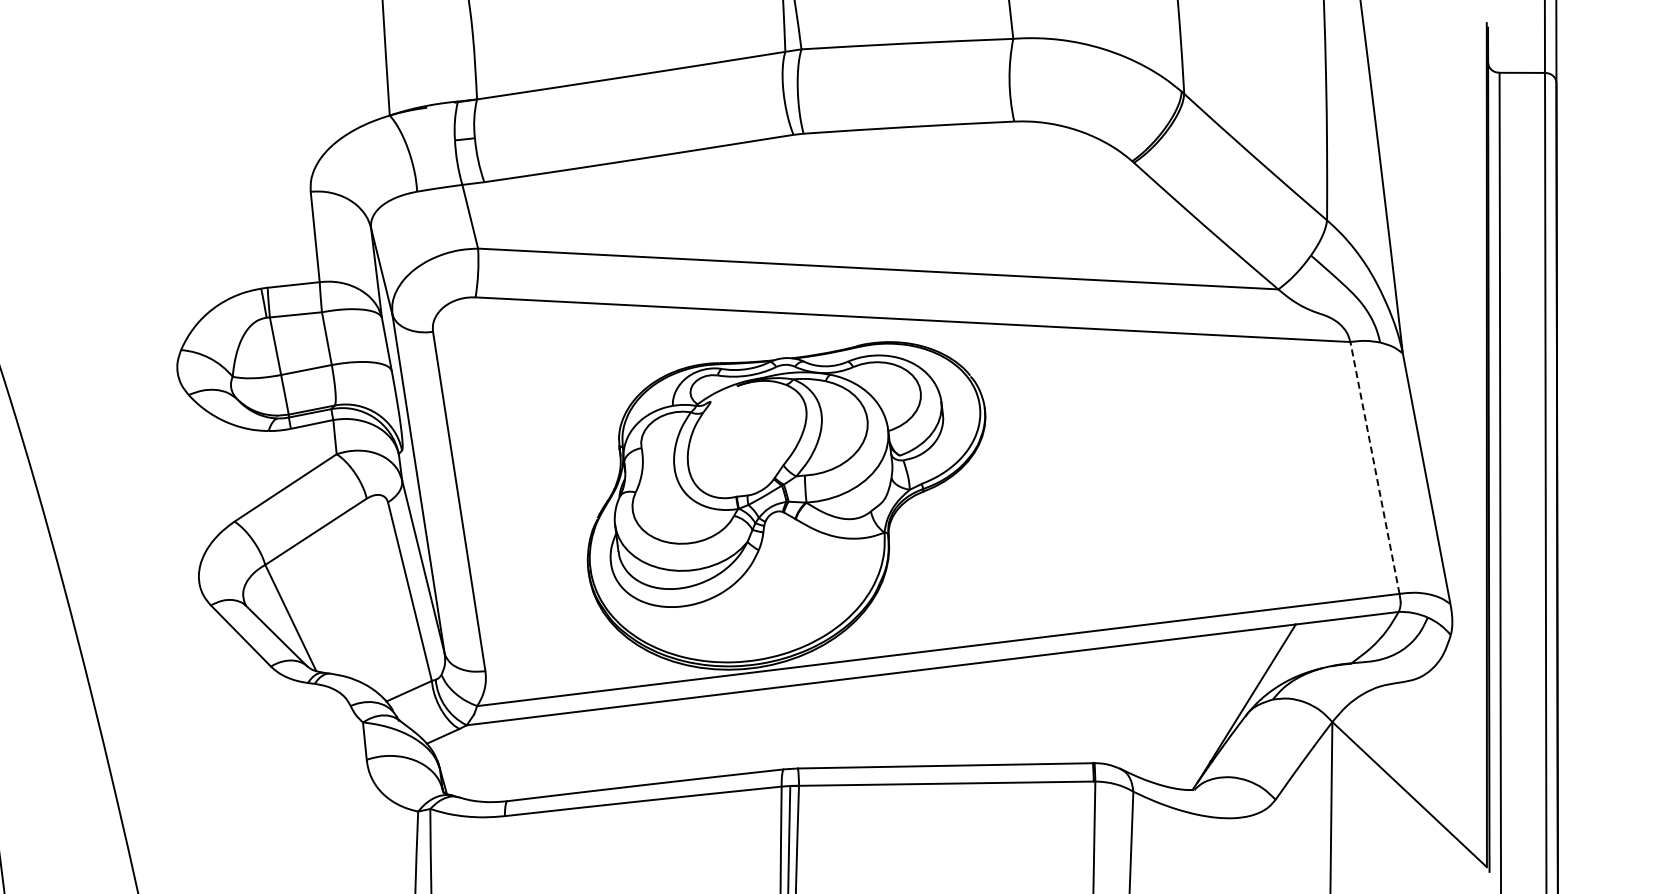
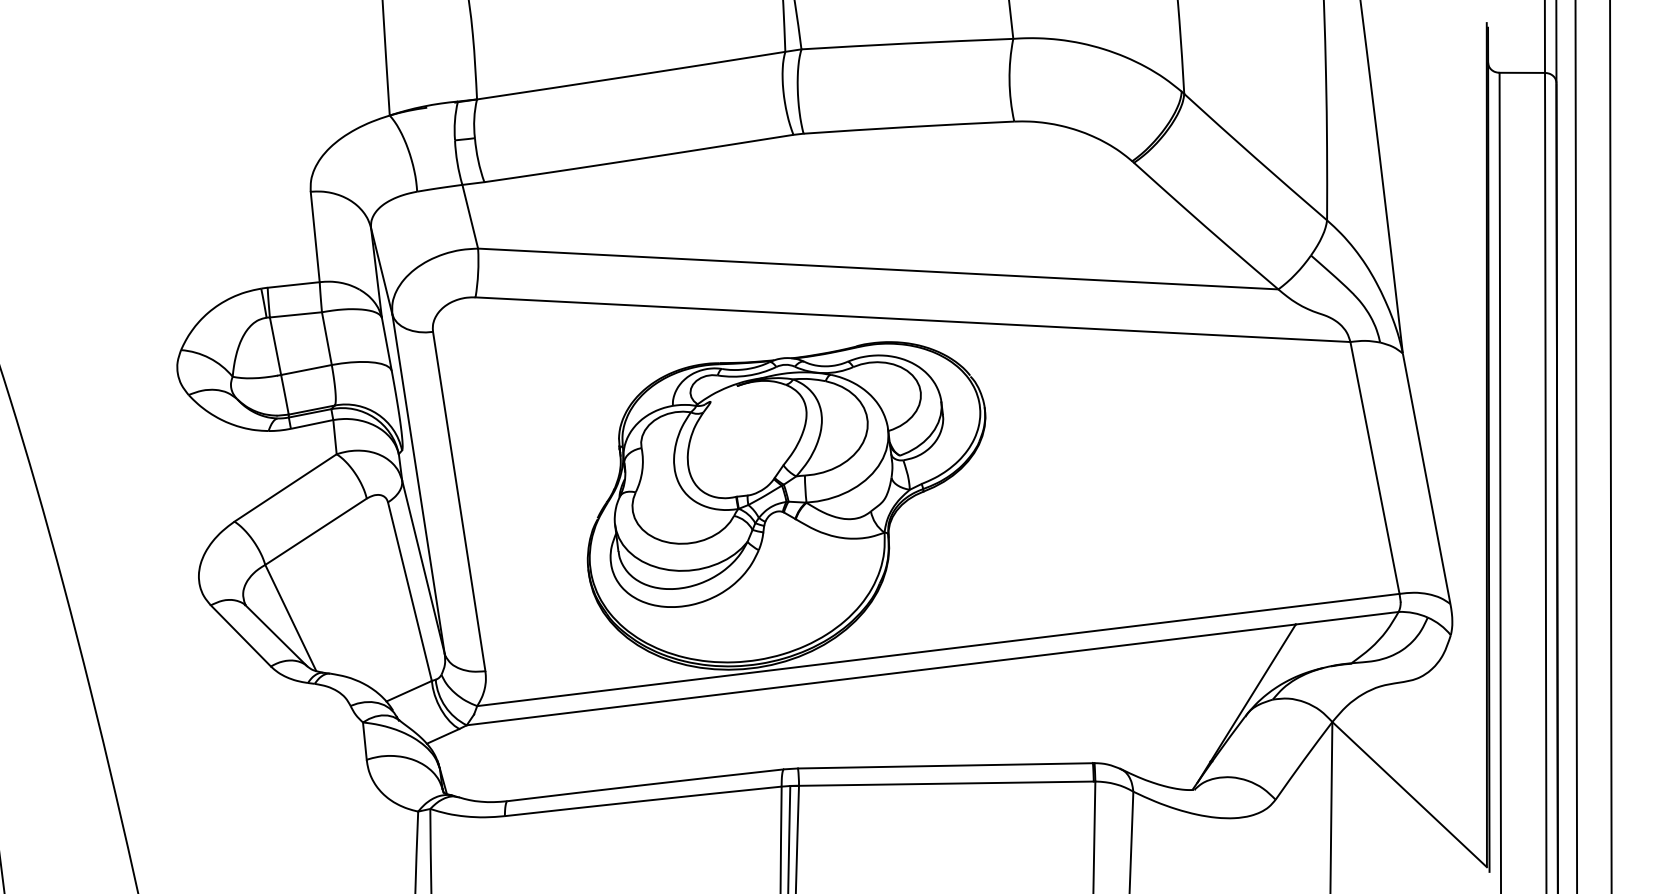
line: none -> present (1576, 446)
line: none -> present (1610, 446)
line: dashed -> solid (1374, 467)
